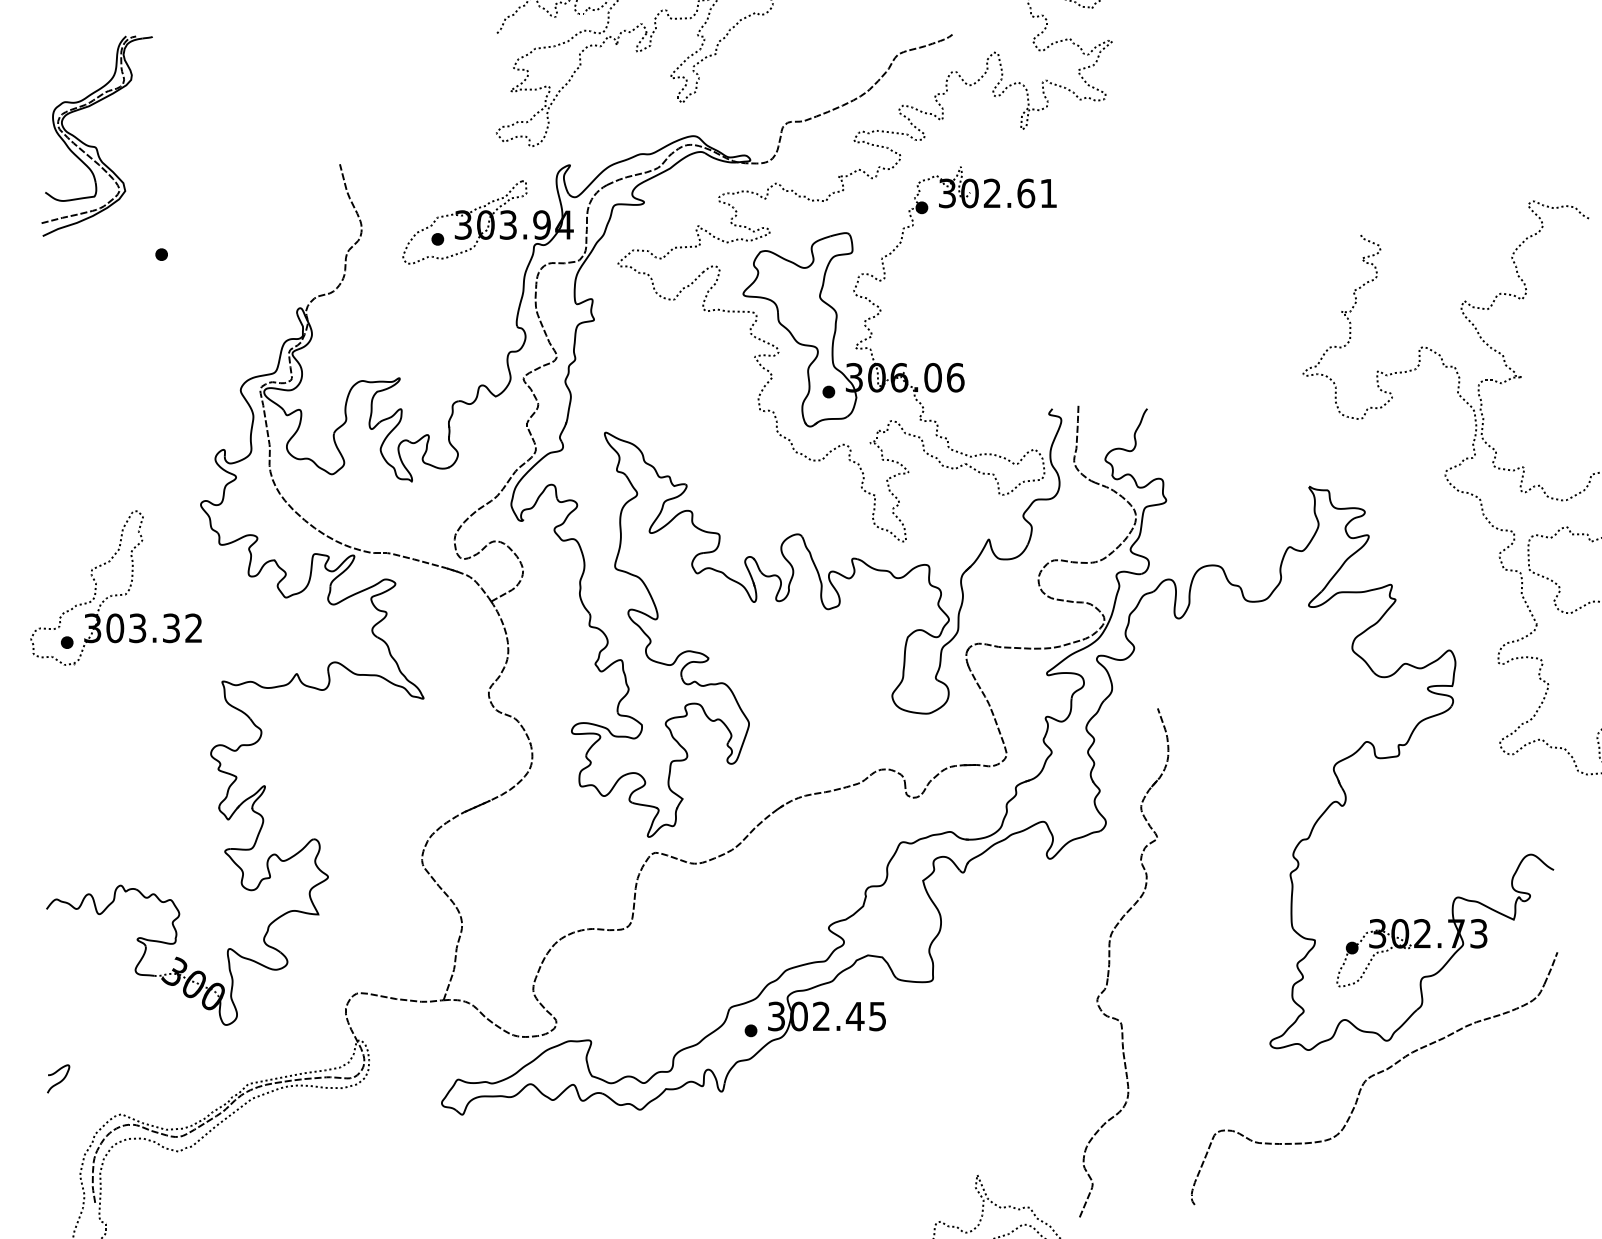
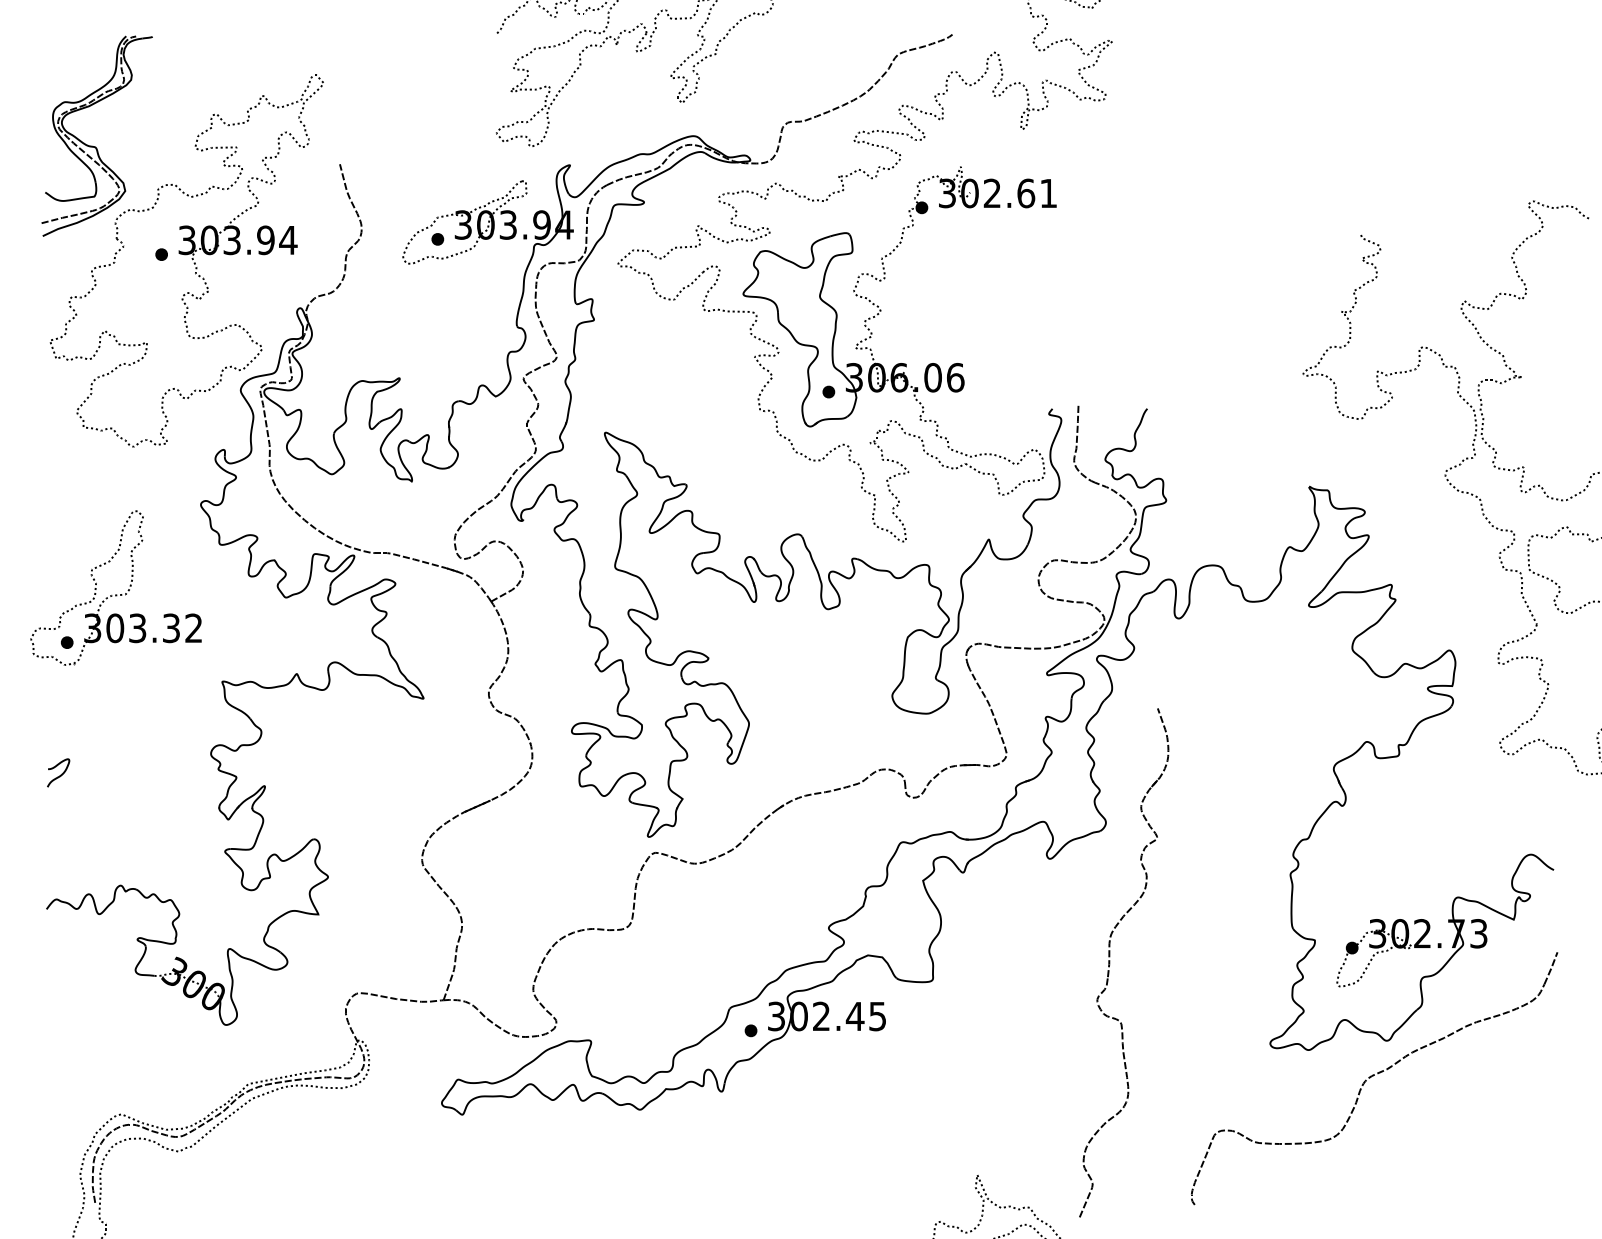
part: none -> present (186, 260)
curve position: (60, 1080) -> (60, 774) (60, 774)
